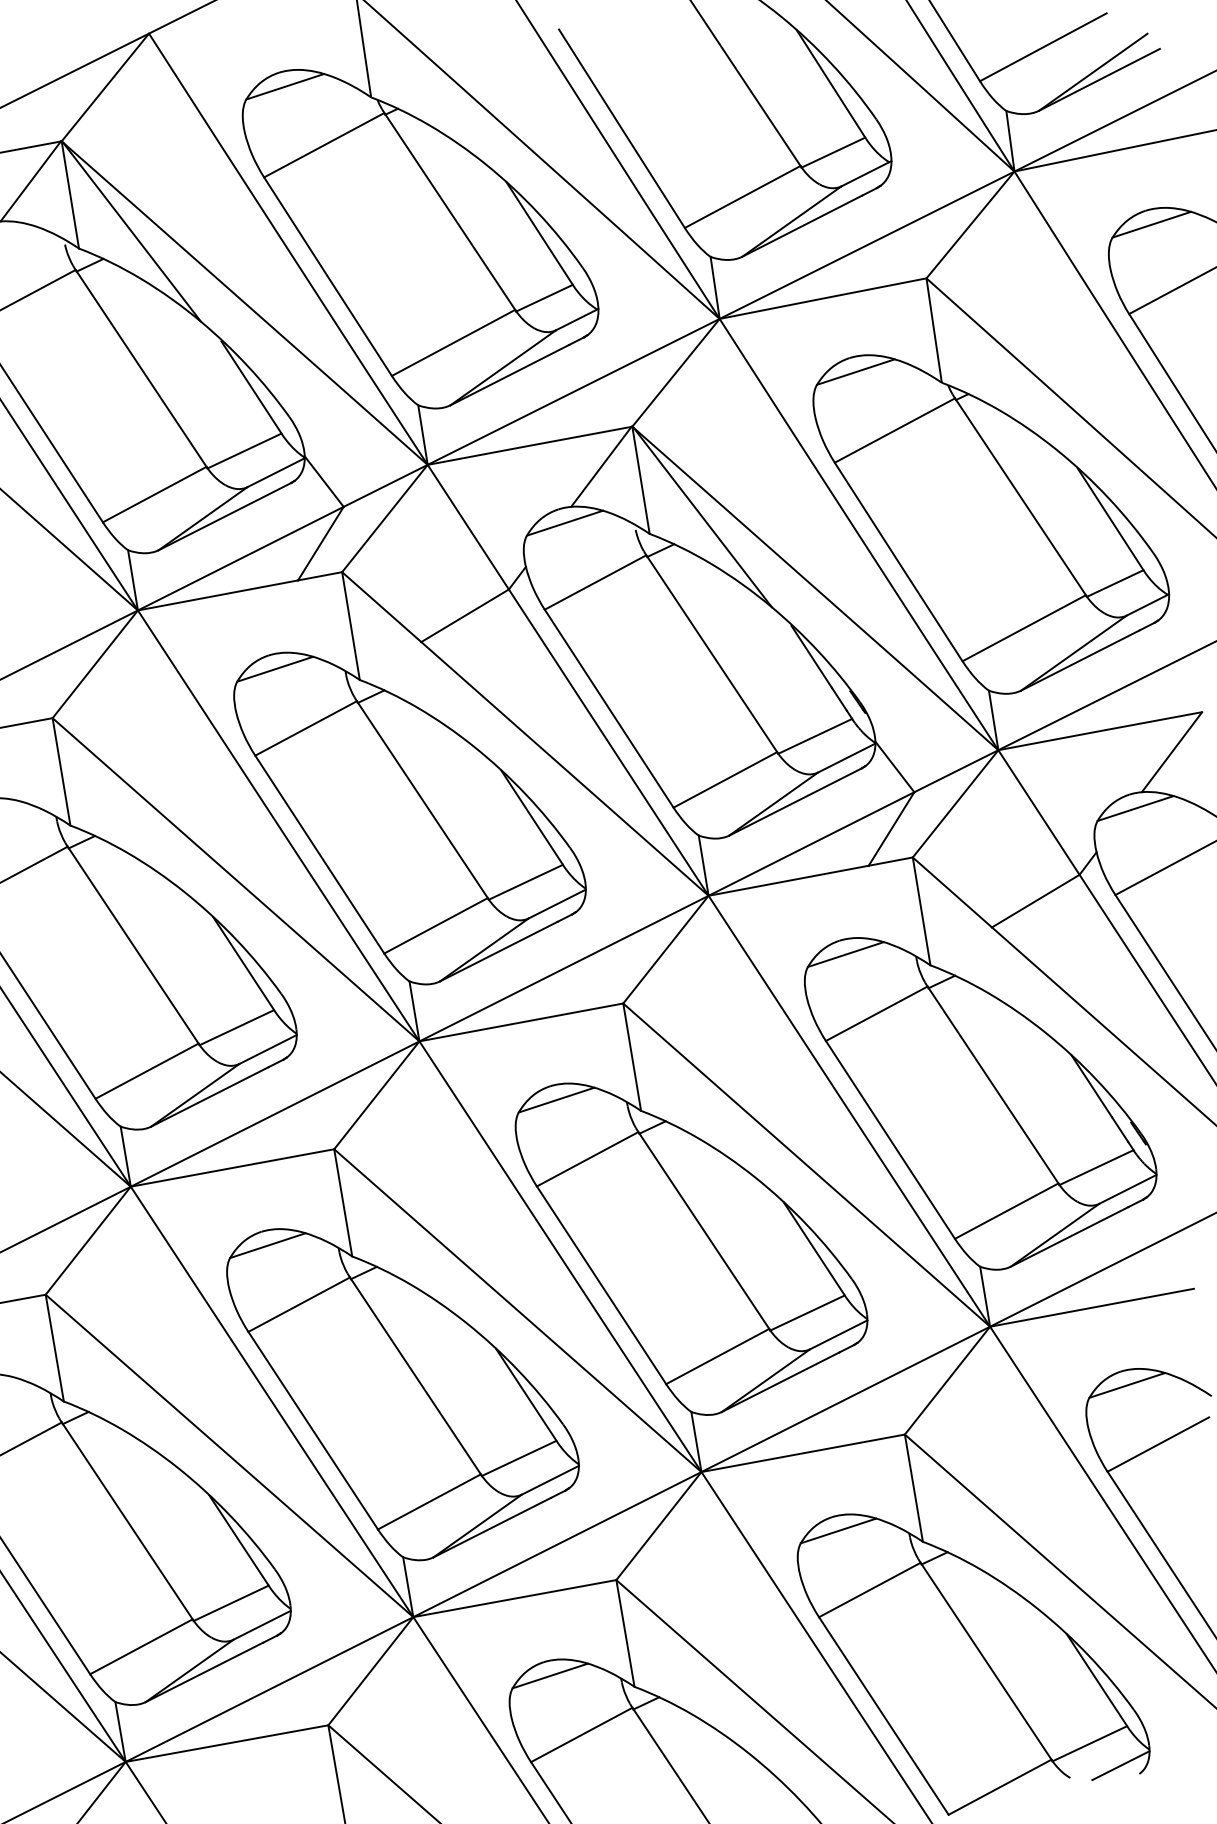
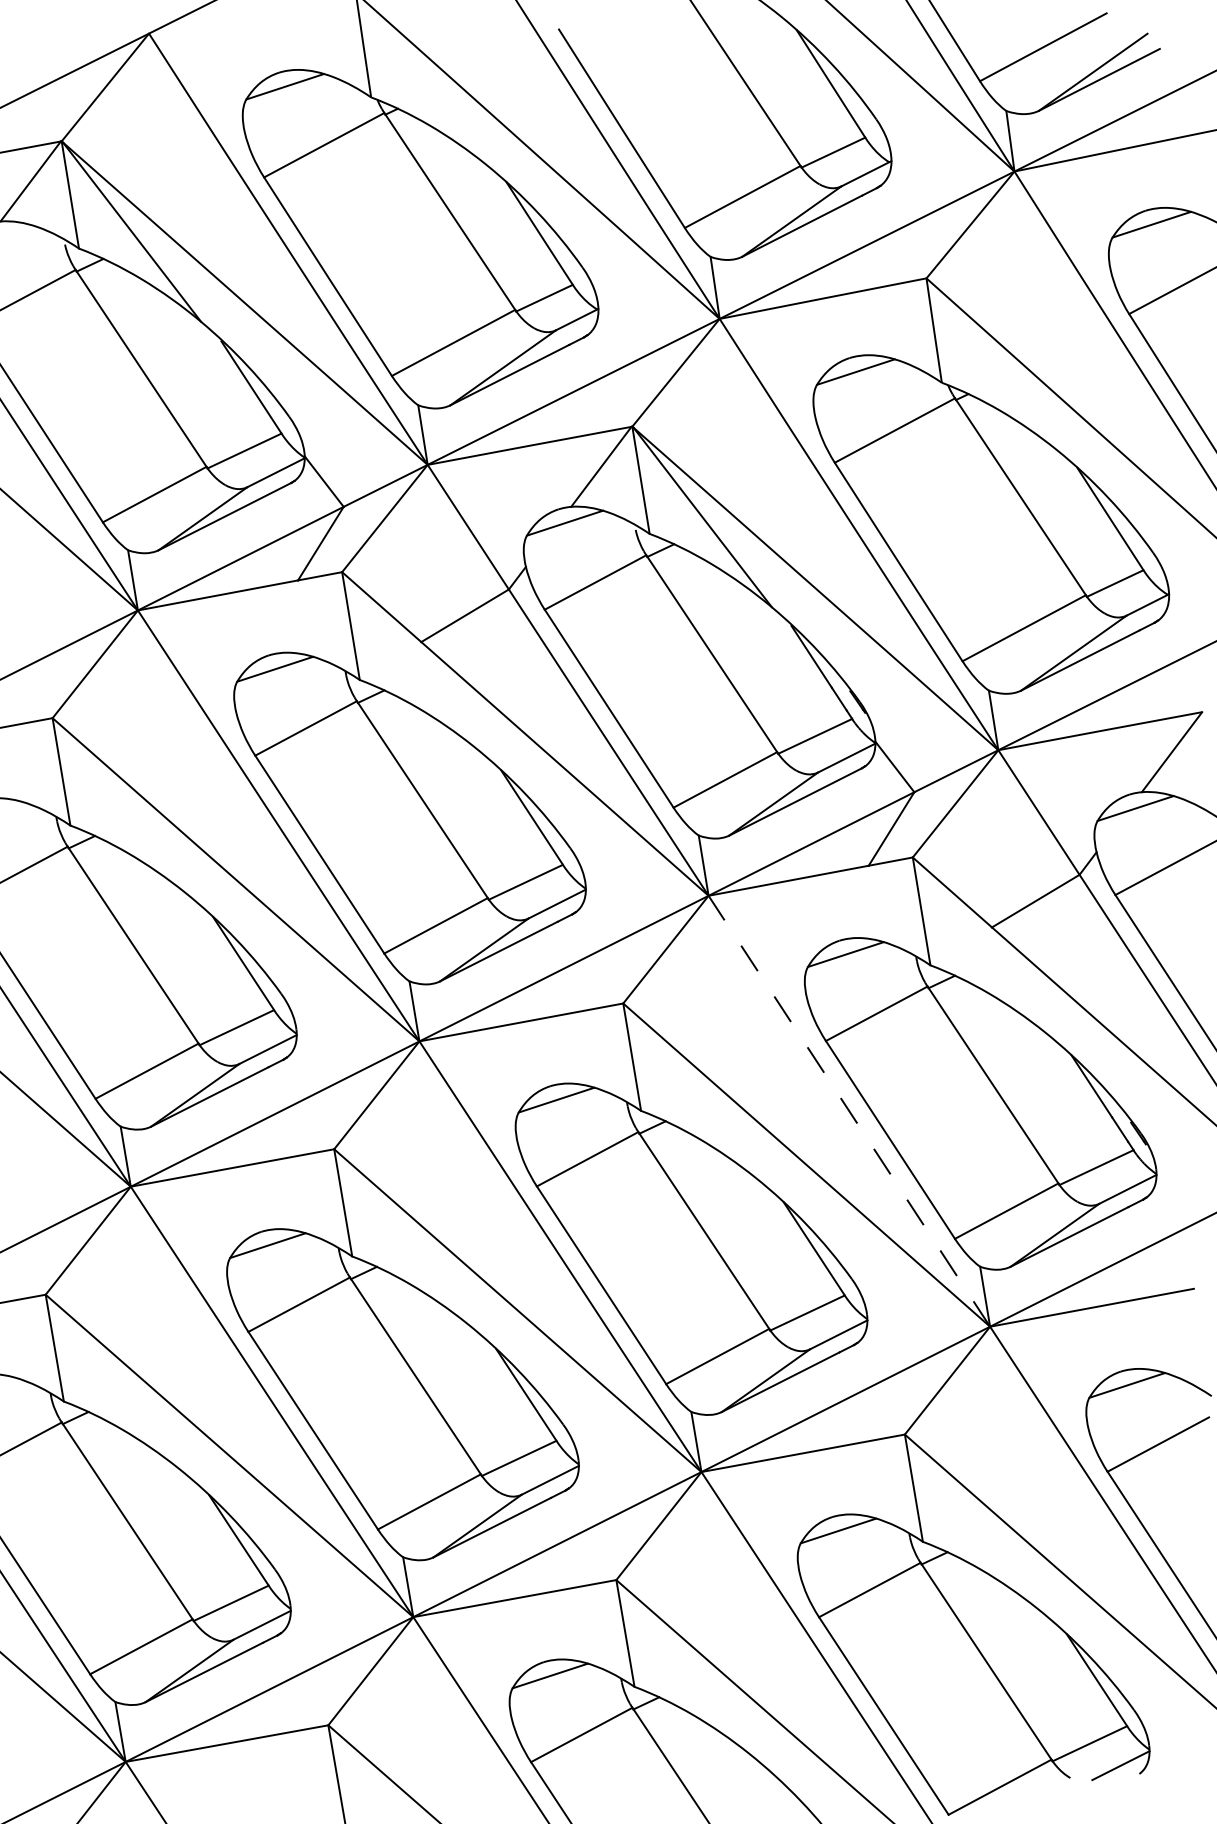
line: solid -> dashed (849, 1110)
